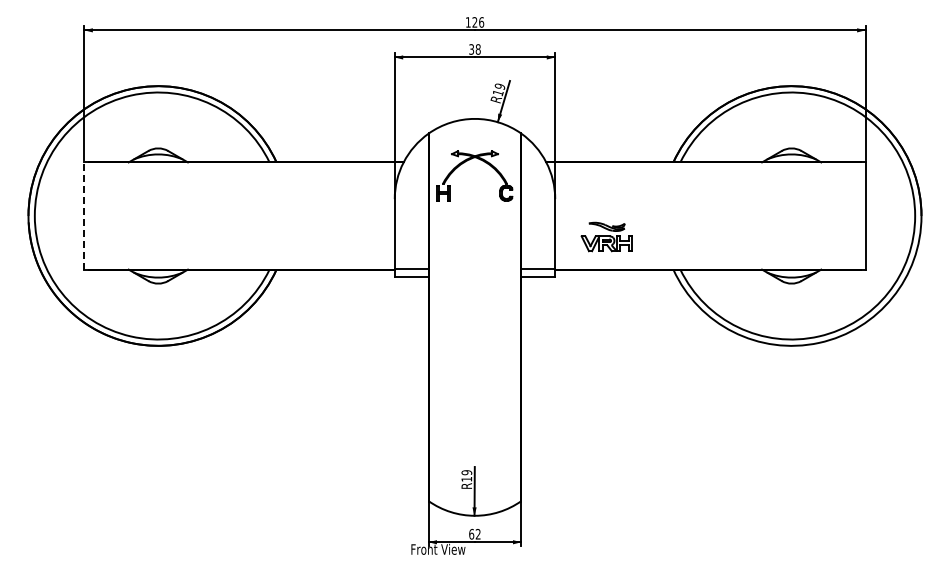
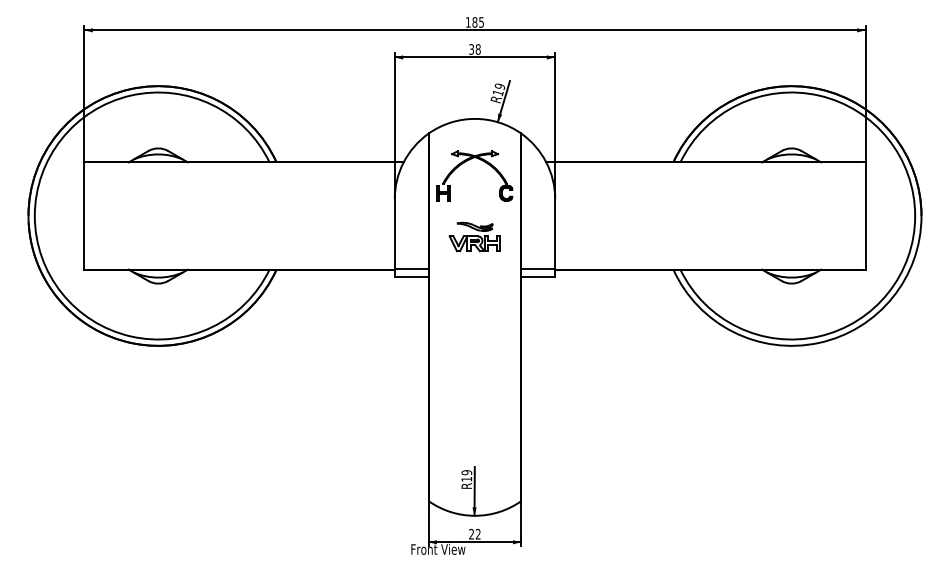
text: 126 -> 185 (478, 22)
line: dashed -> solid (84, 216)
part position: (606, 236) -> (474, 236) (474, 236)
text: 62 -> 22 (471, 533)
